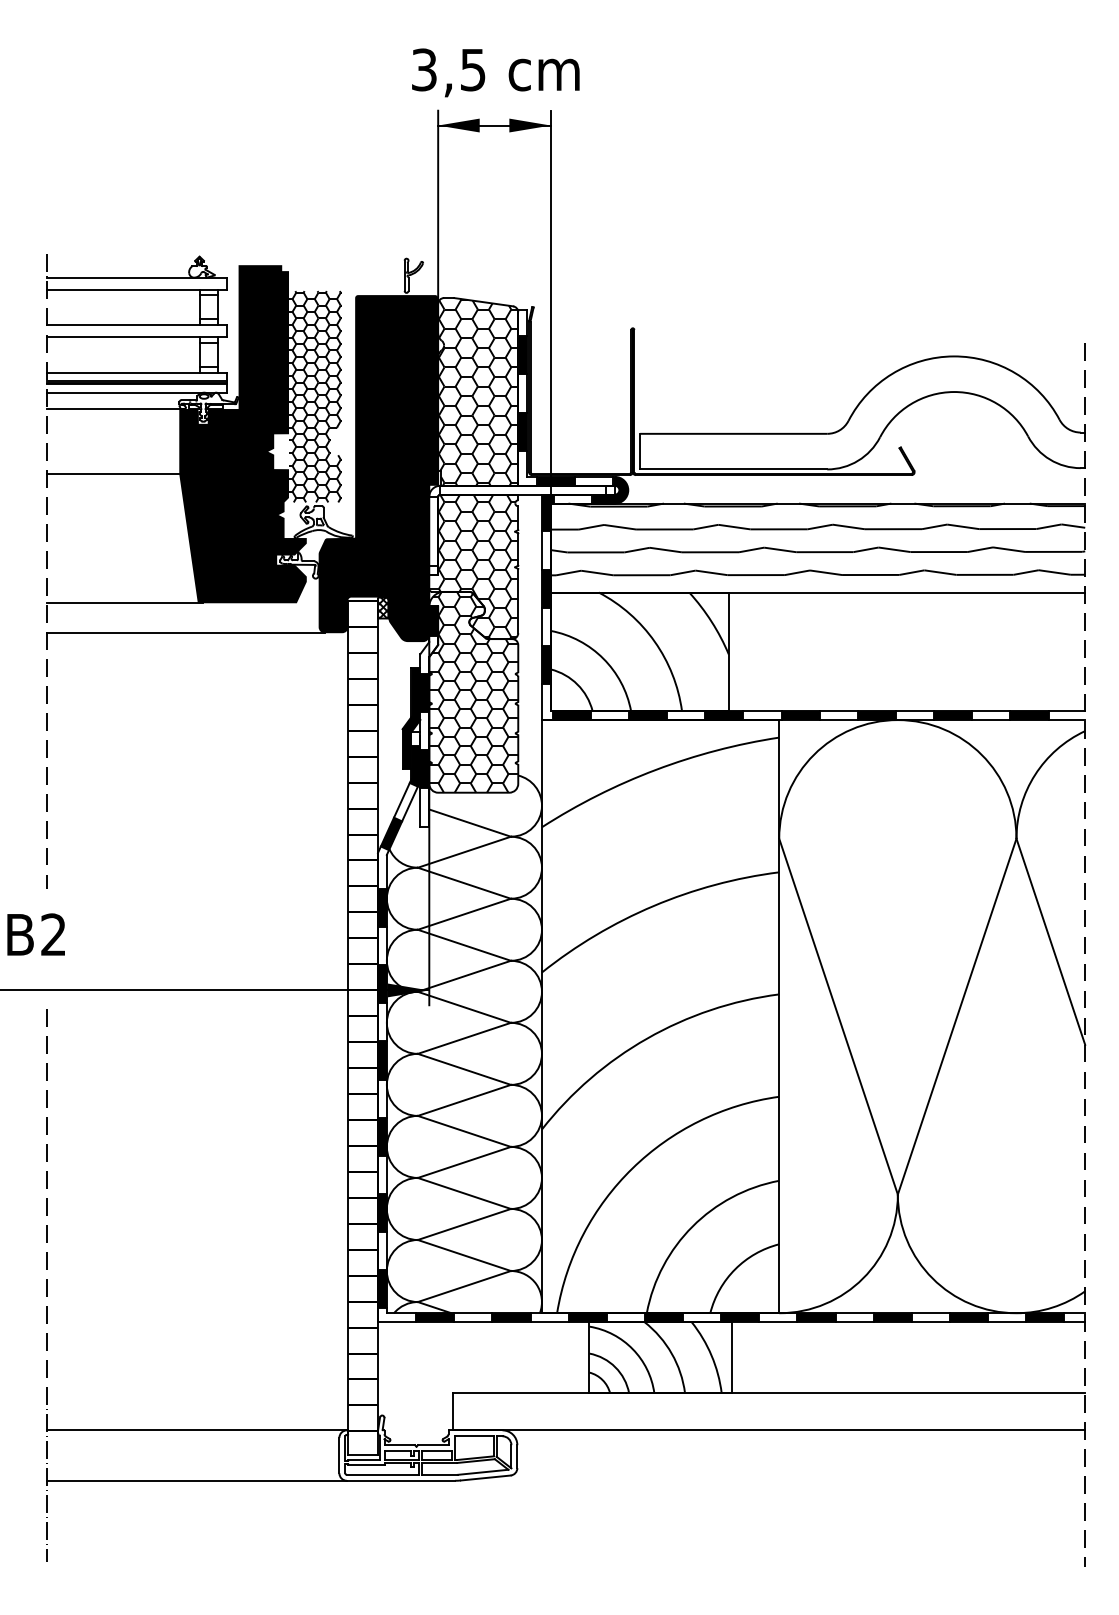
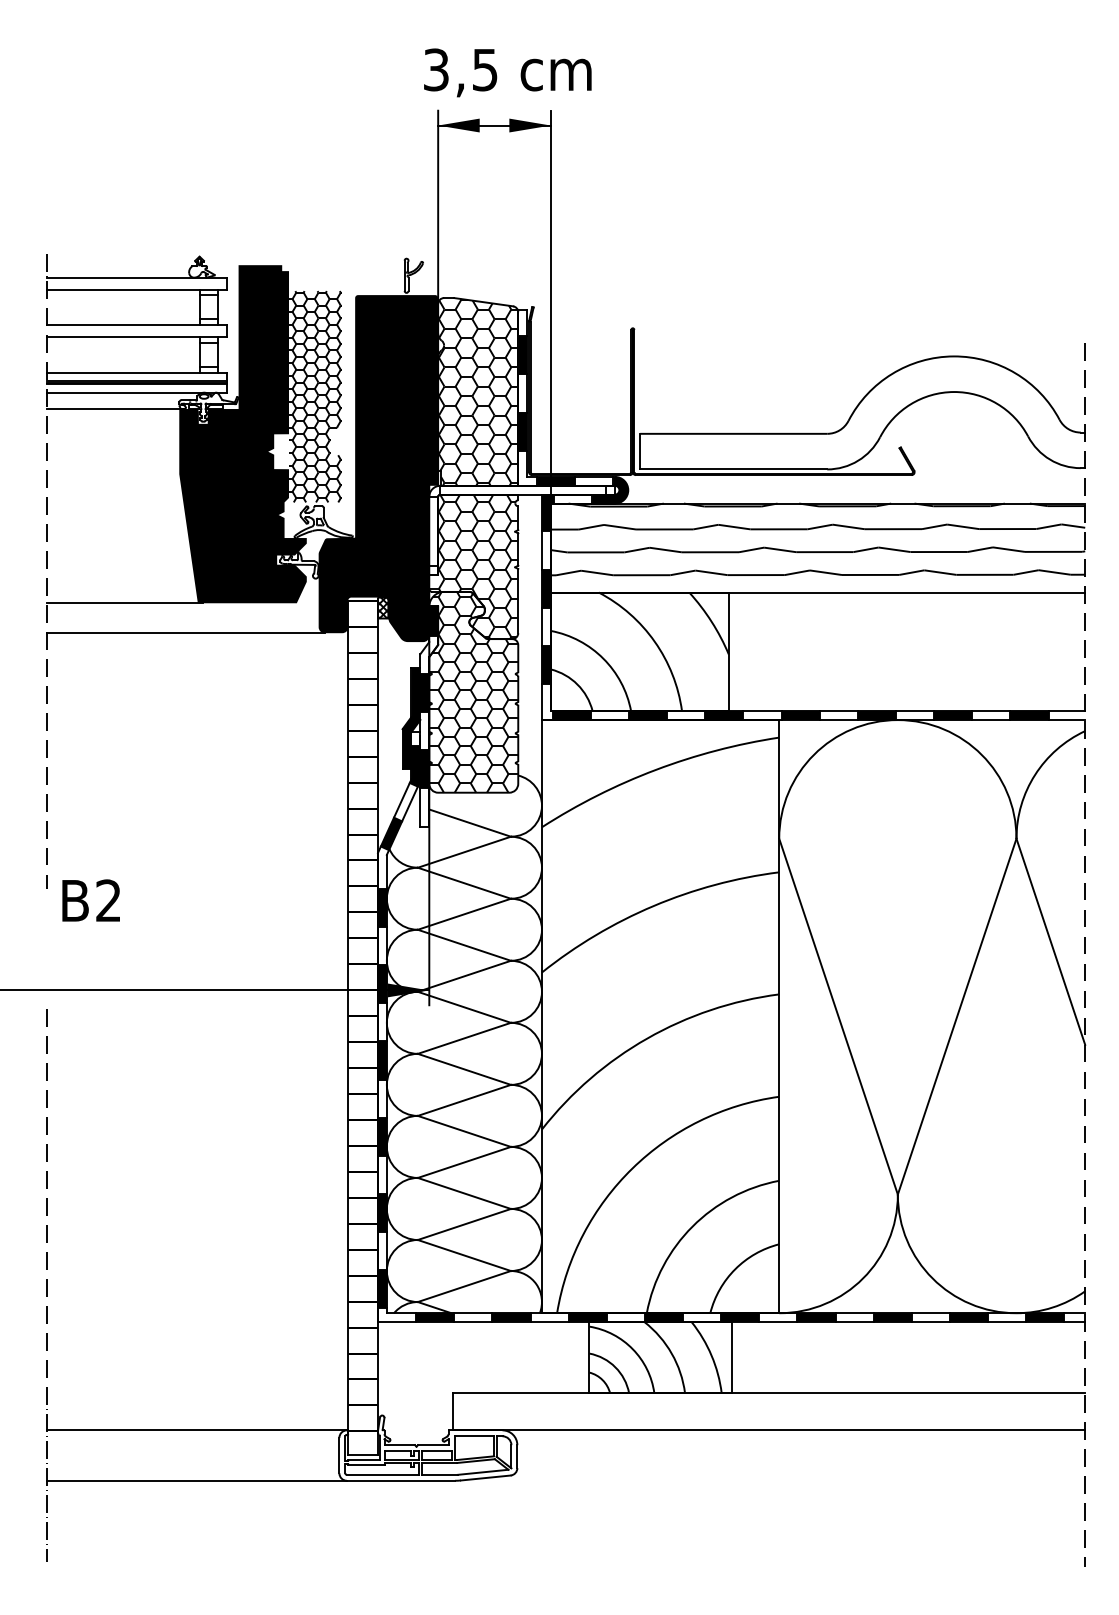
text position: (495, 72) -> (507, 72) (507, 72)
line: present -> none (113, 473)
text position: (35, 934) -> (90, 900) (90, 900)
